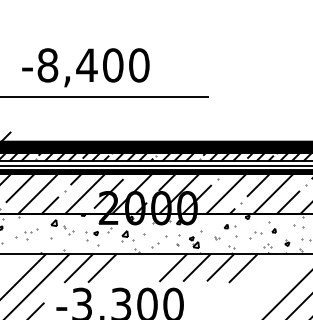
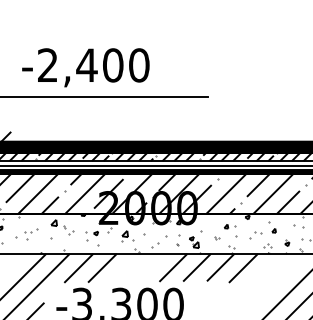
text: -8,400 -> -2,400 (47, 65)
